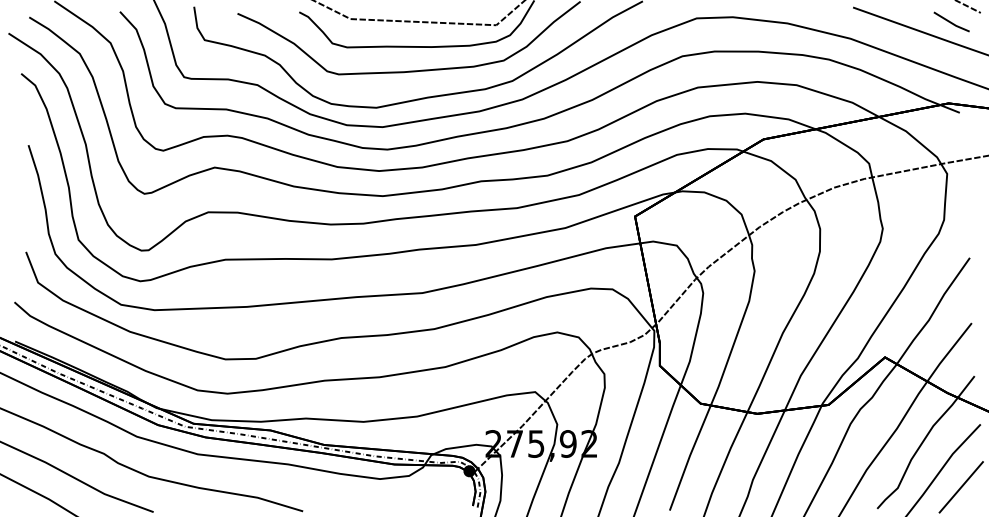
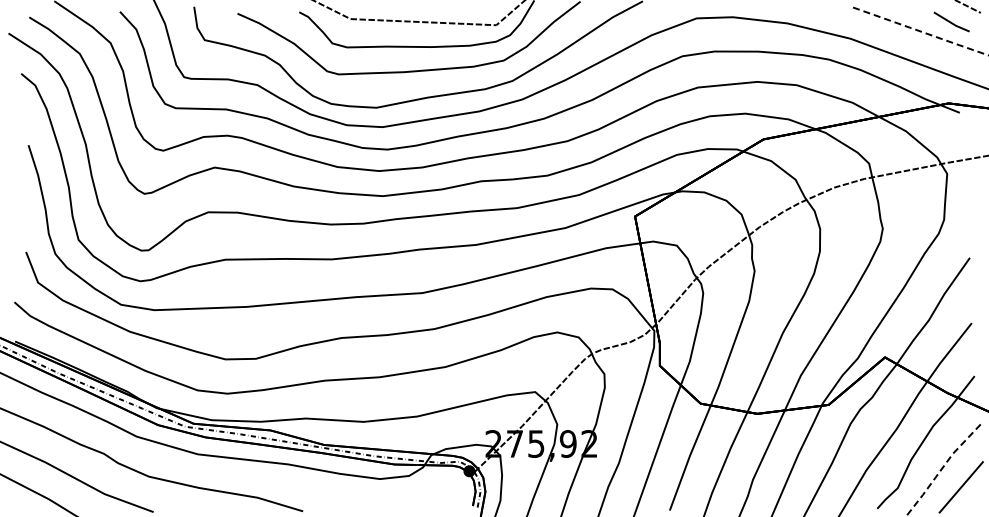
line: solid -> dashed (921, 31)
line: solid -> dashed (941, 469)
